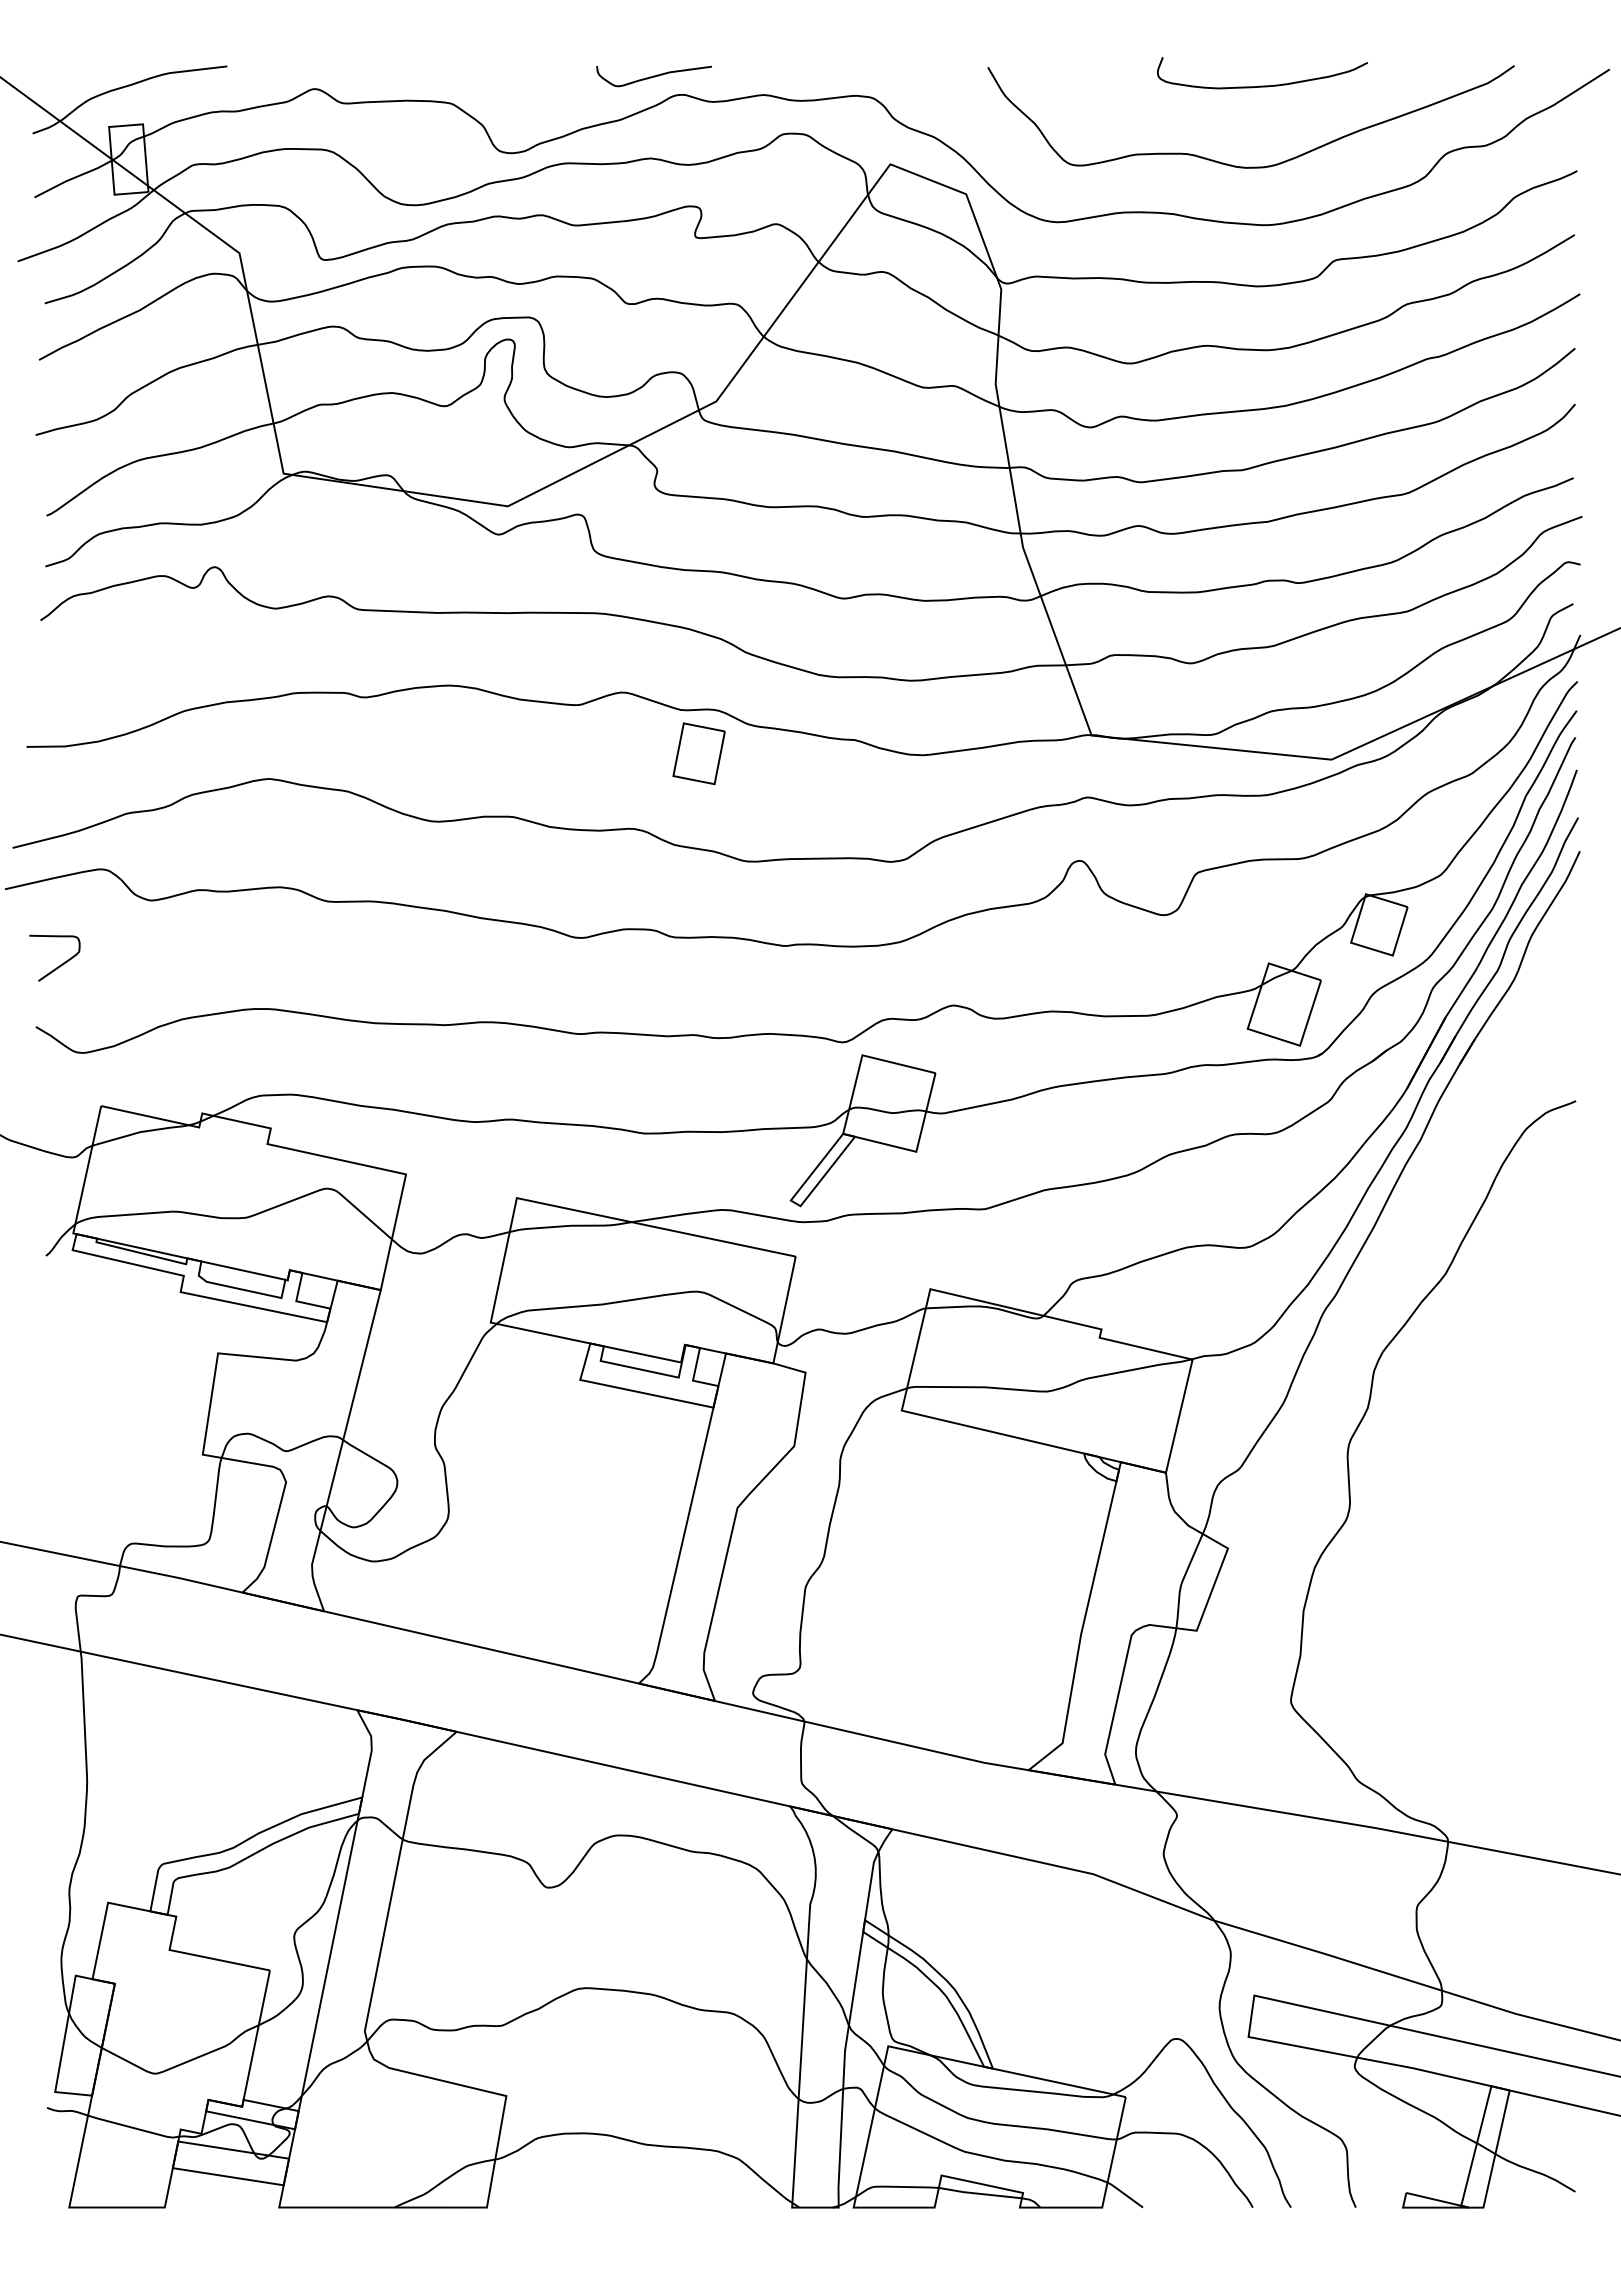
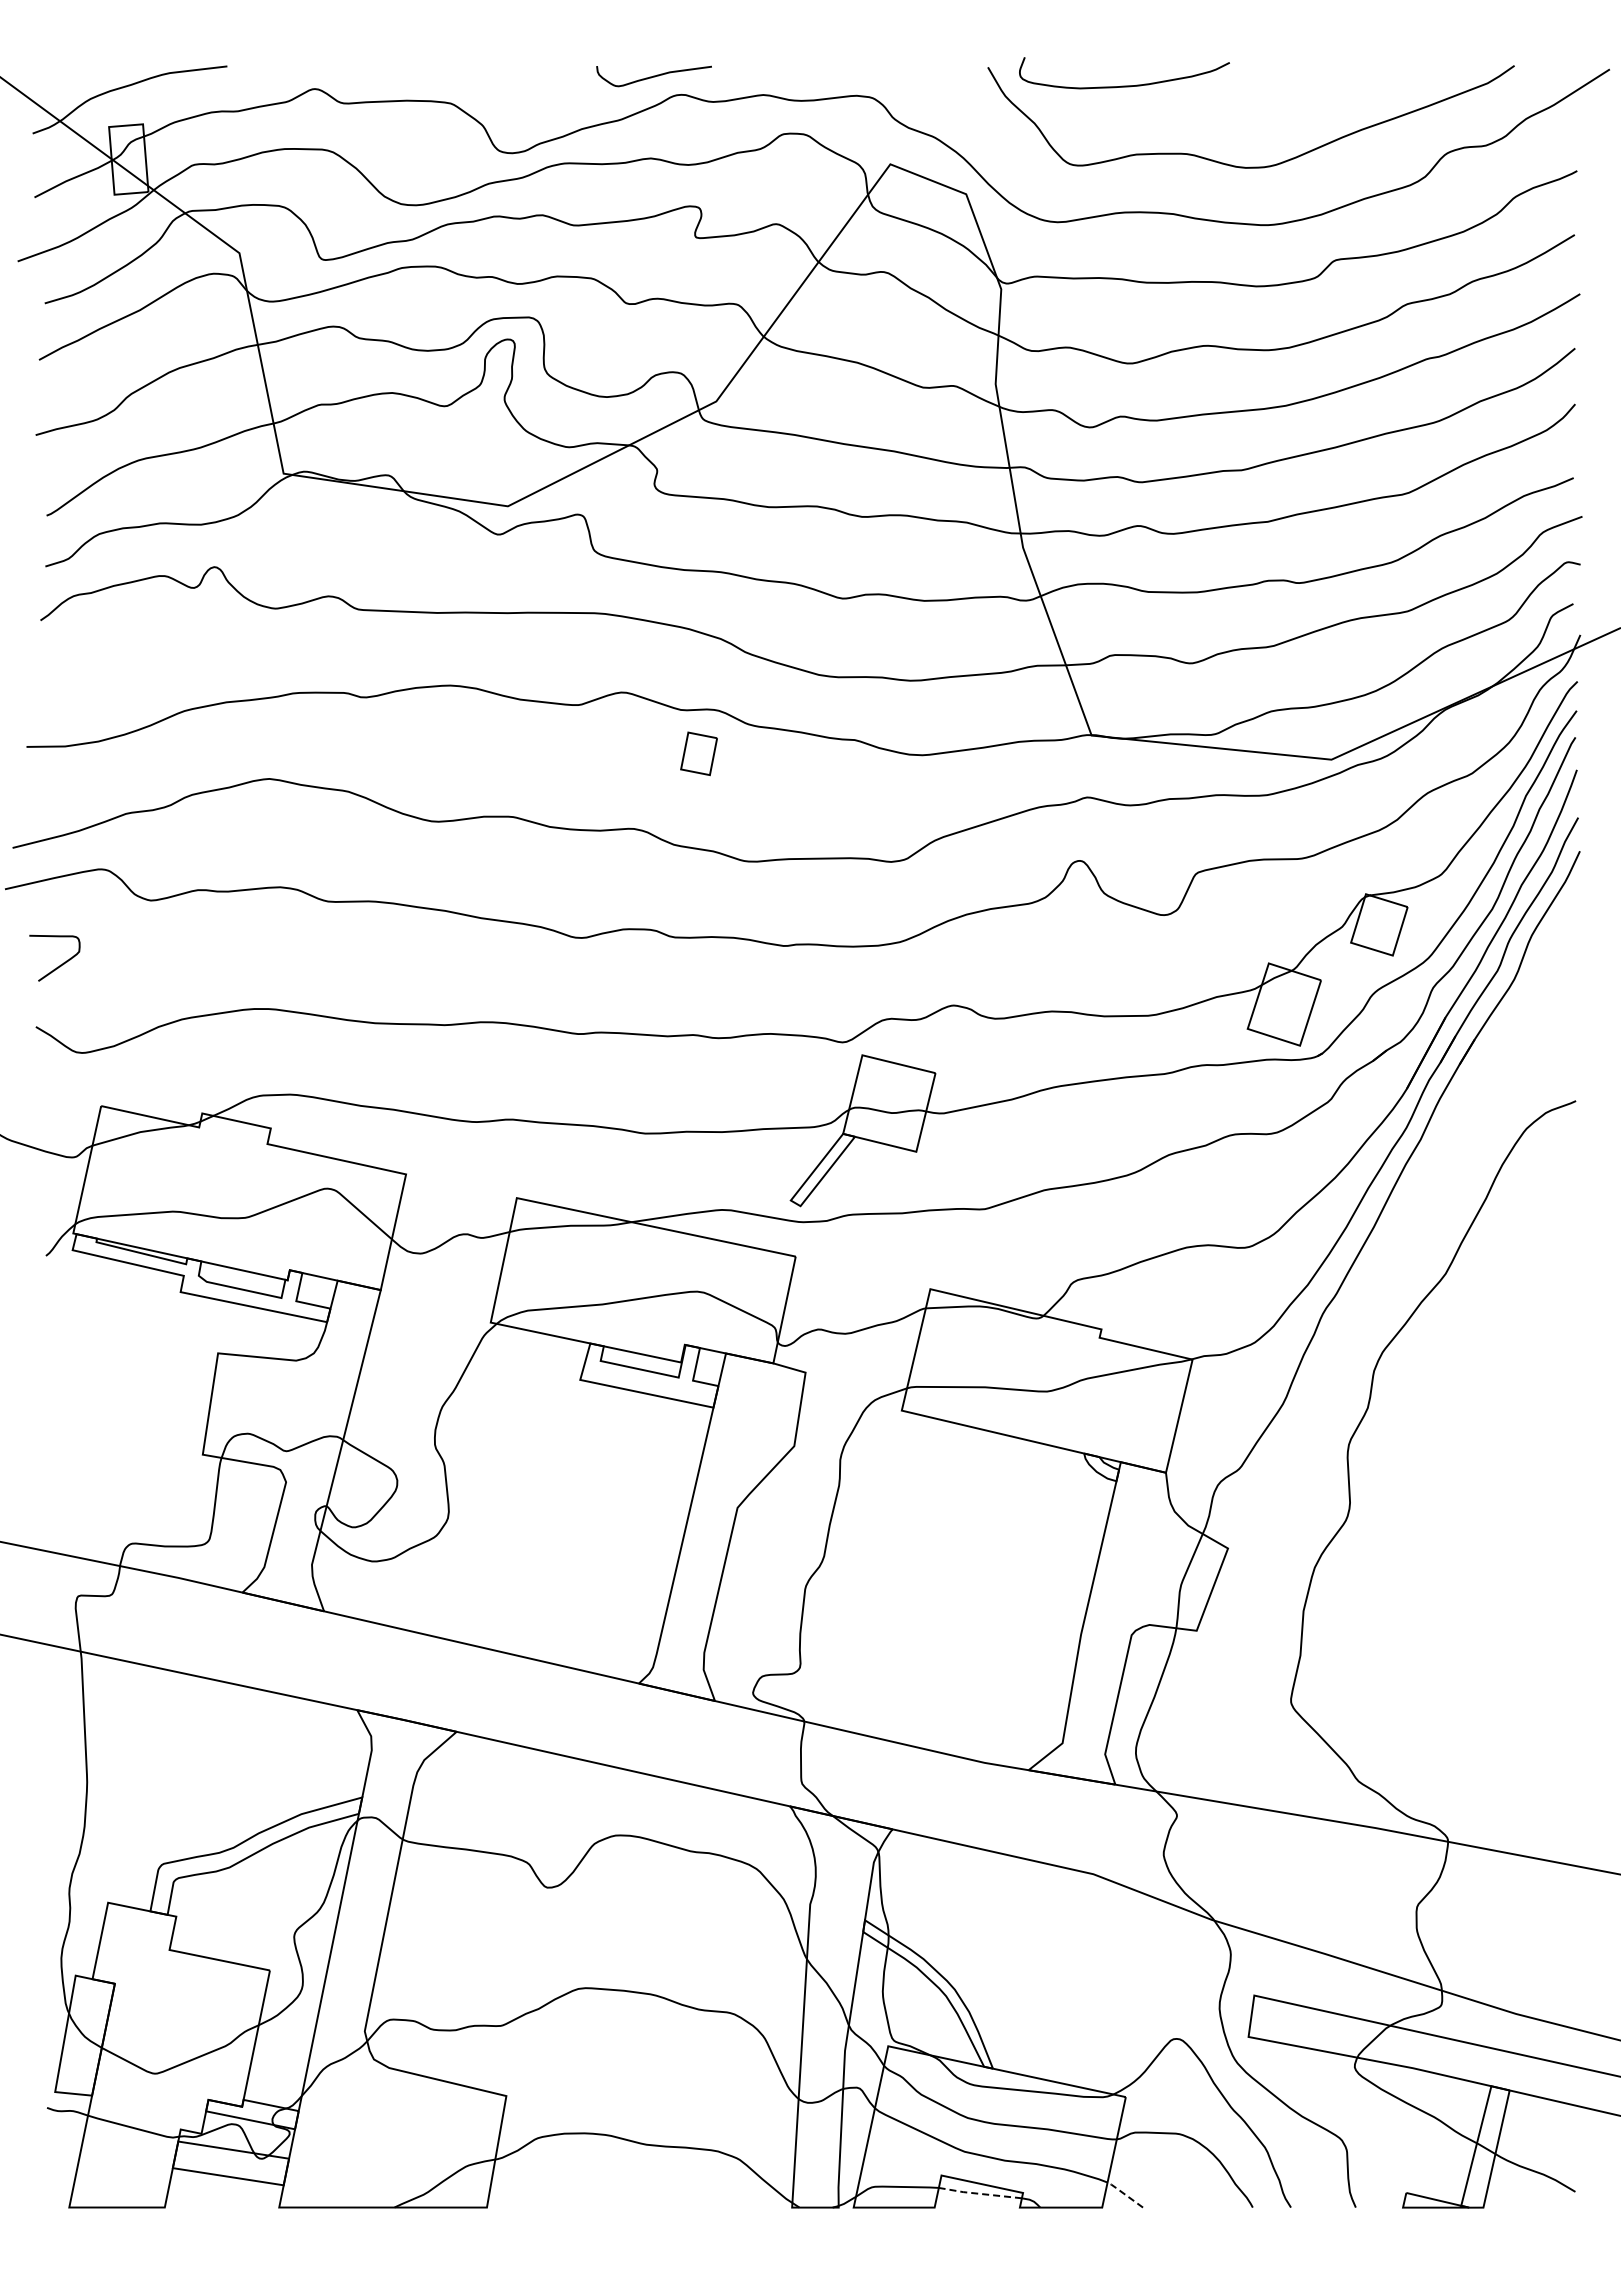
curve position: (1262, 85) -> (1124, 85) (1124, 85)
part size: 54x64 px -> 38x46 px (698, 753)
line: solid -> dashed (979, 2193)
line: solid -> dashed (1124, 2193)
